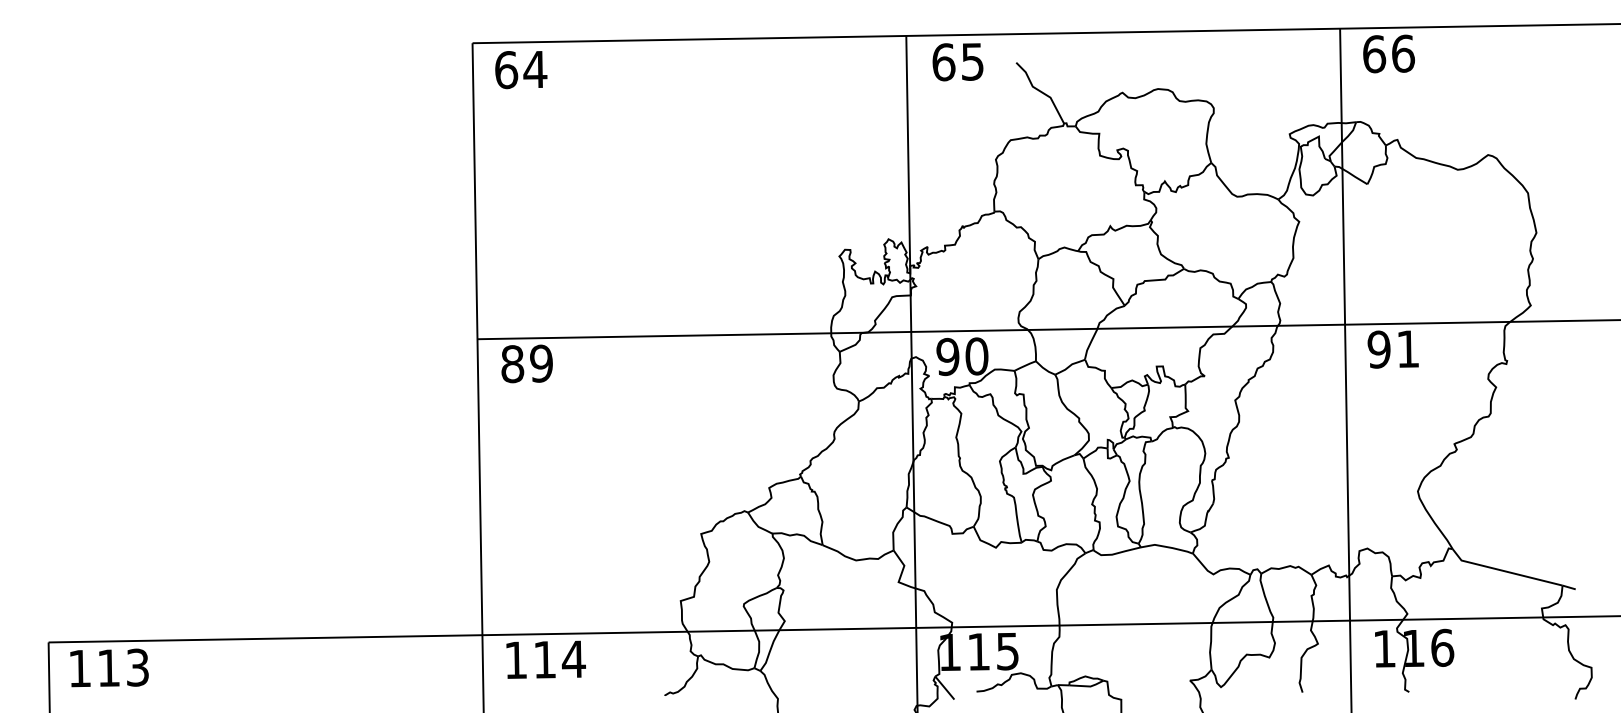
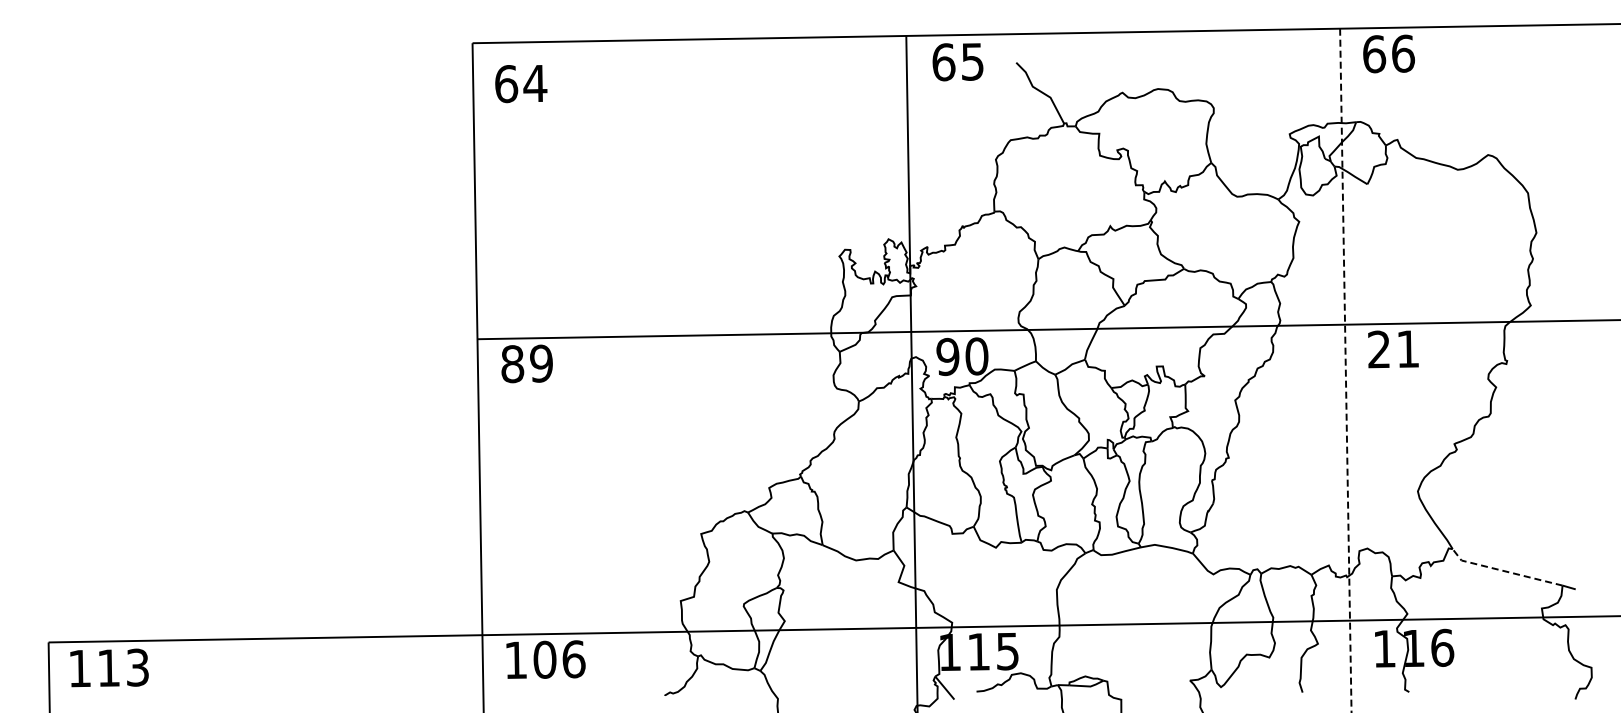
text position: (521, 70) -> (521, 84) (521, 84)
text: 91 -> 21 (1378, 349)
line: solid -> dashed (1345, 370)
line: solid -> dashed (1503, 571)
text: 114 -> 106 (559, 659)
